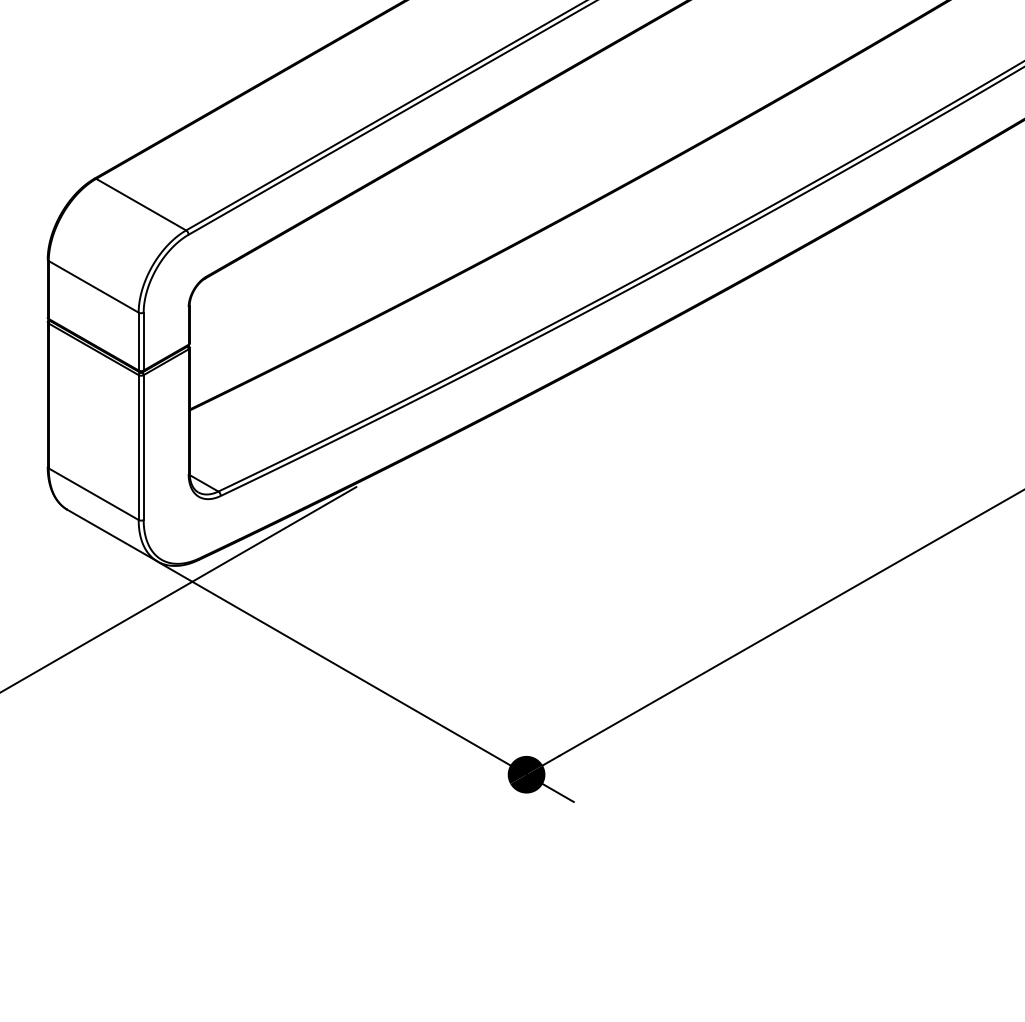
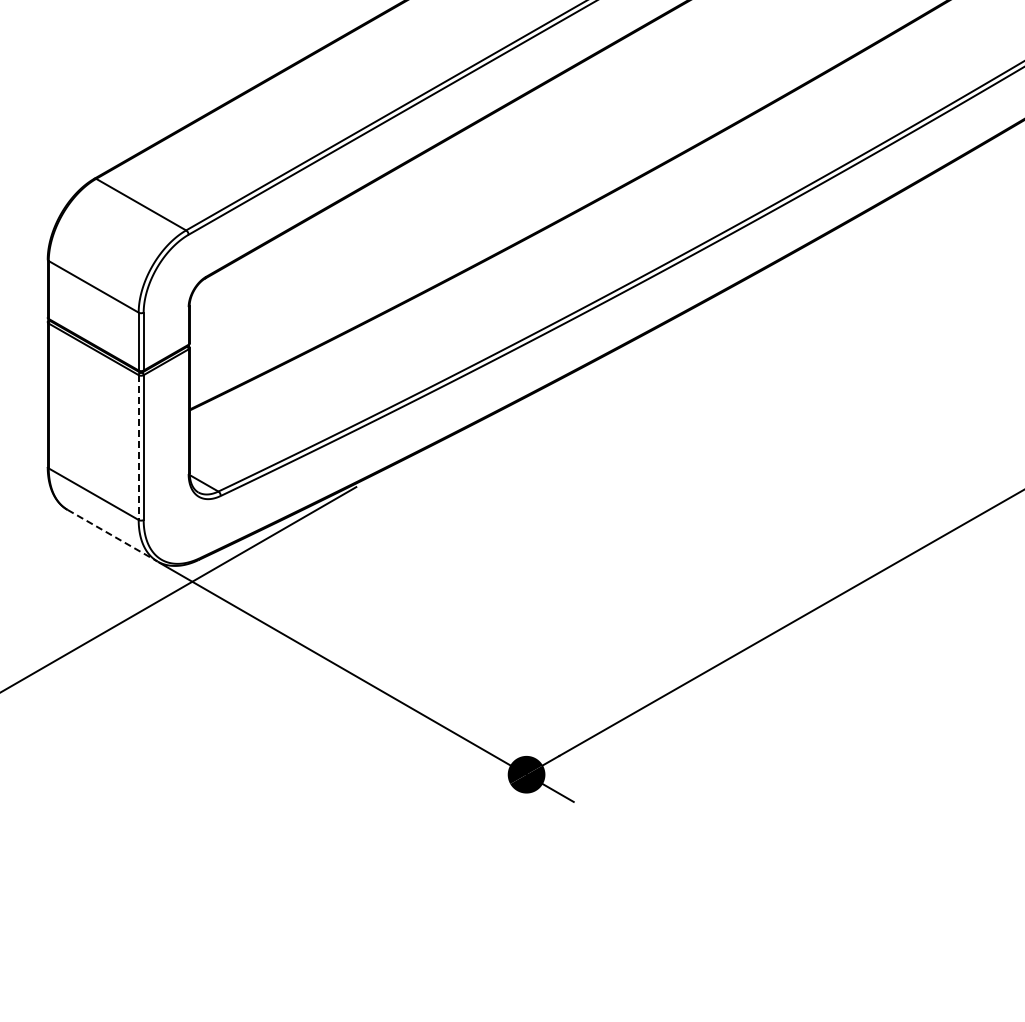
line: solid -> dashed (138, 448)
line: solid -> dashed (112, 535)
